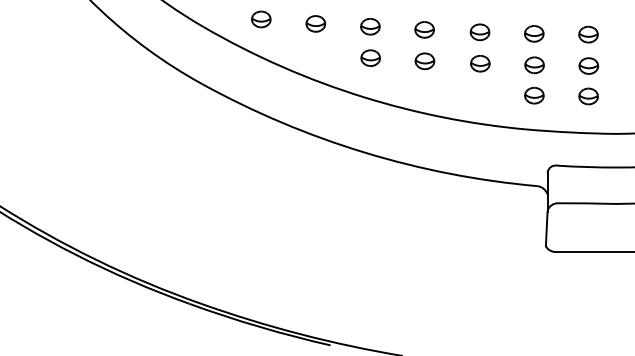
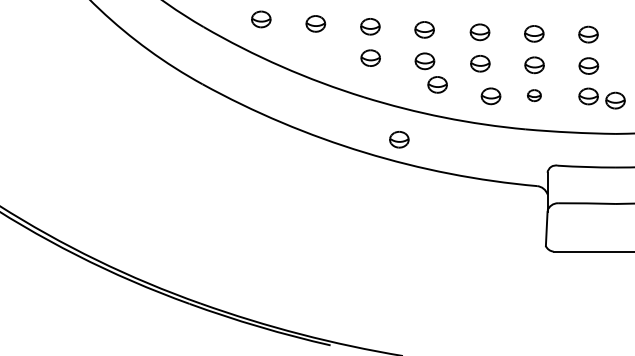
part: none -> present (437, 84)
part size: 21x19 px -> 15x14 px (534, 95)
part: none -> present (490, 96)
part: none -> present (615, 100)
part: none -> present (399, 139)
